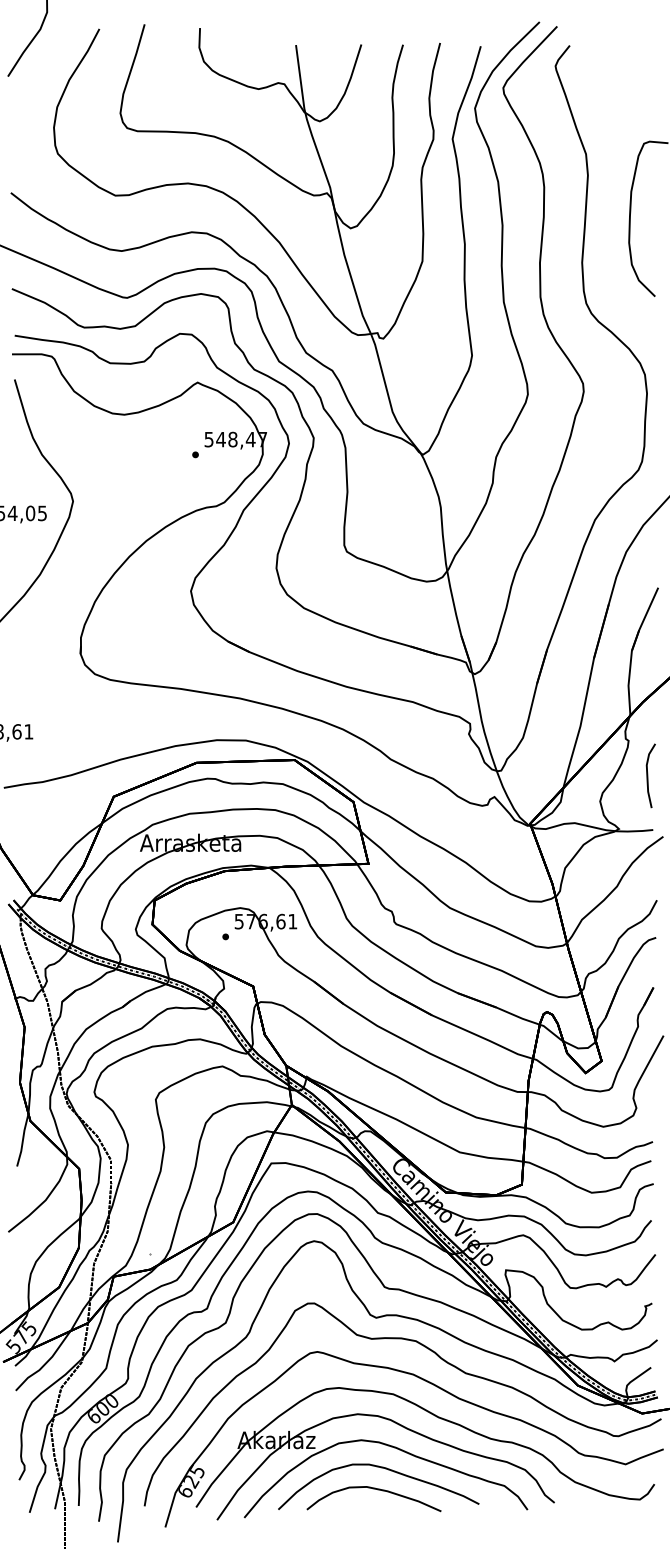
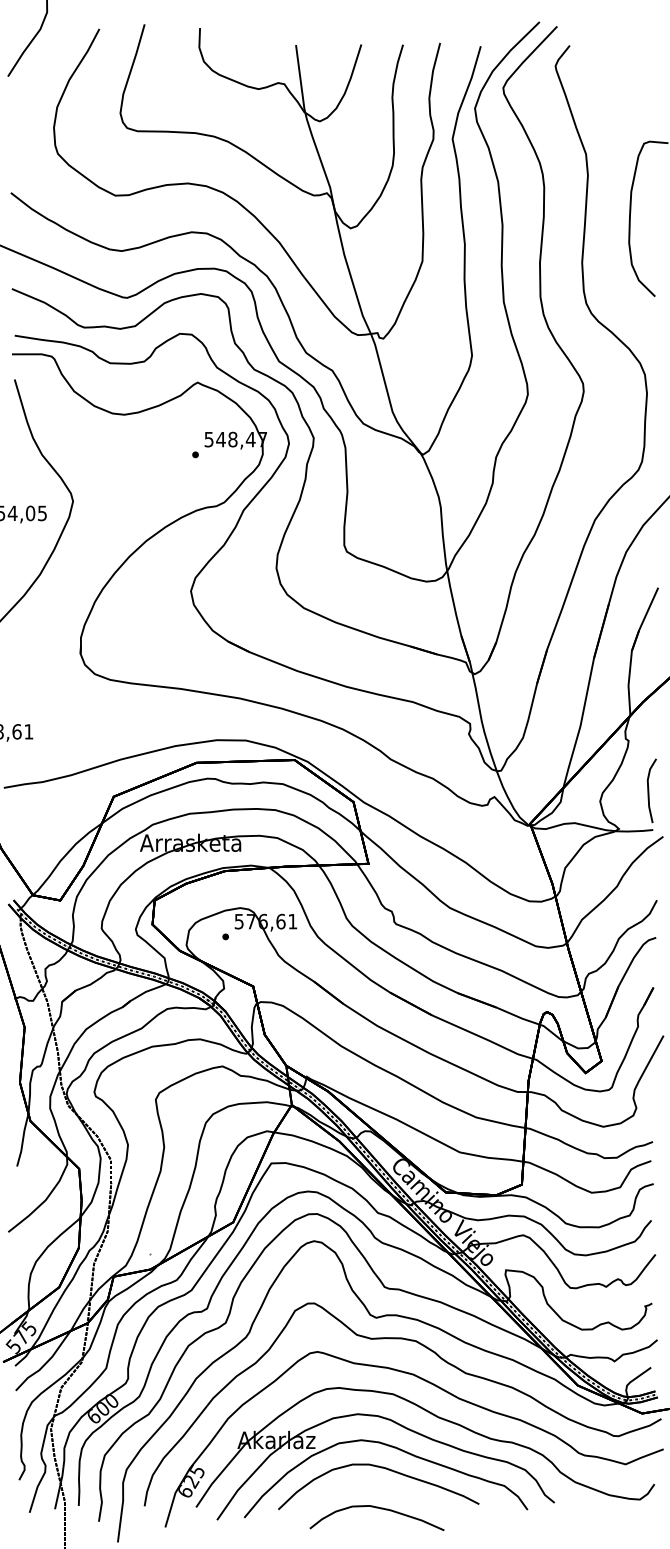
line position: (648, 775) -> (649, 790) (649, 790)
curve position: (377, 1490) -> (380, 1509) (380, 1509)
